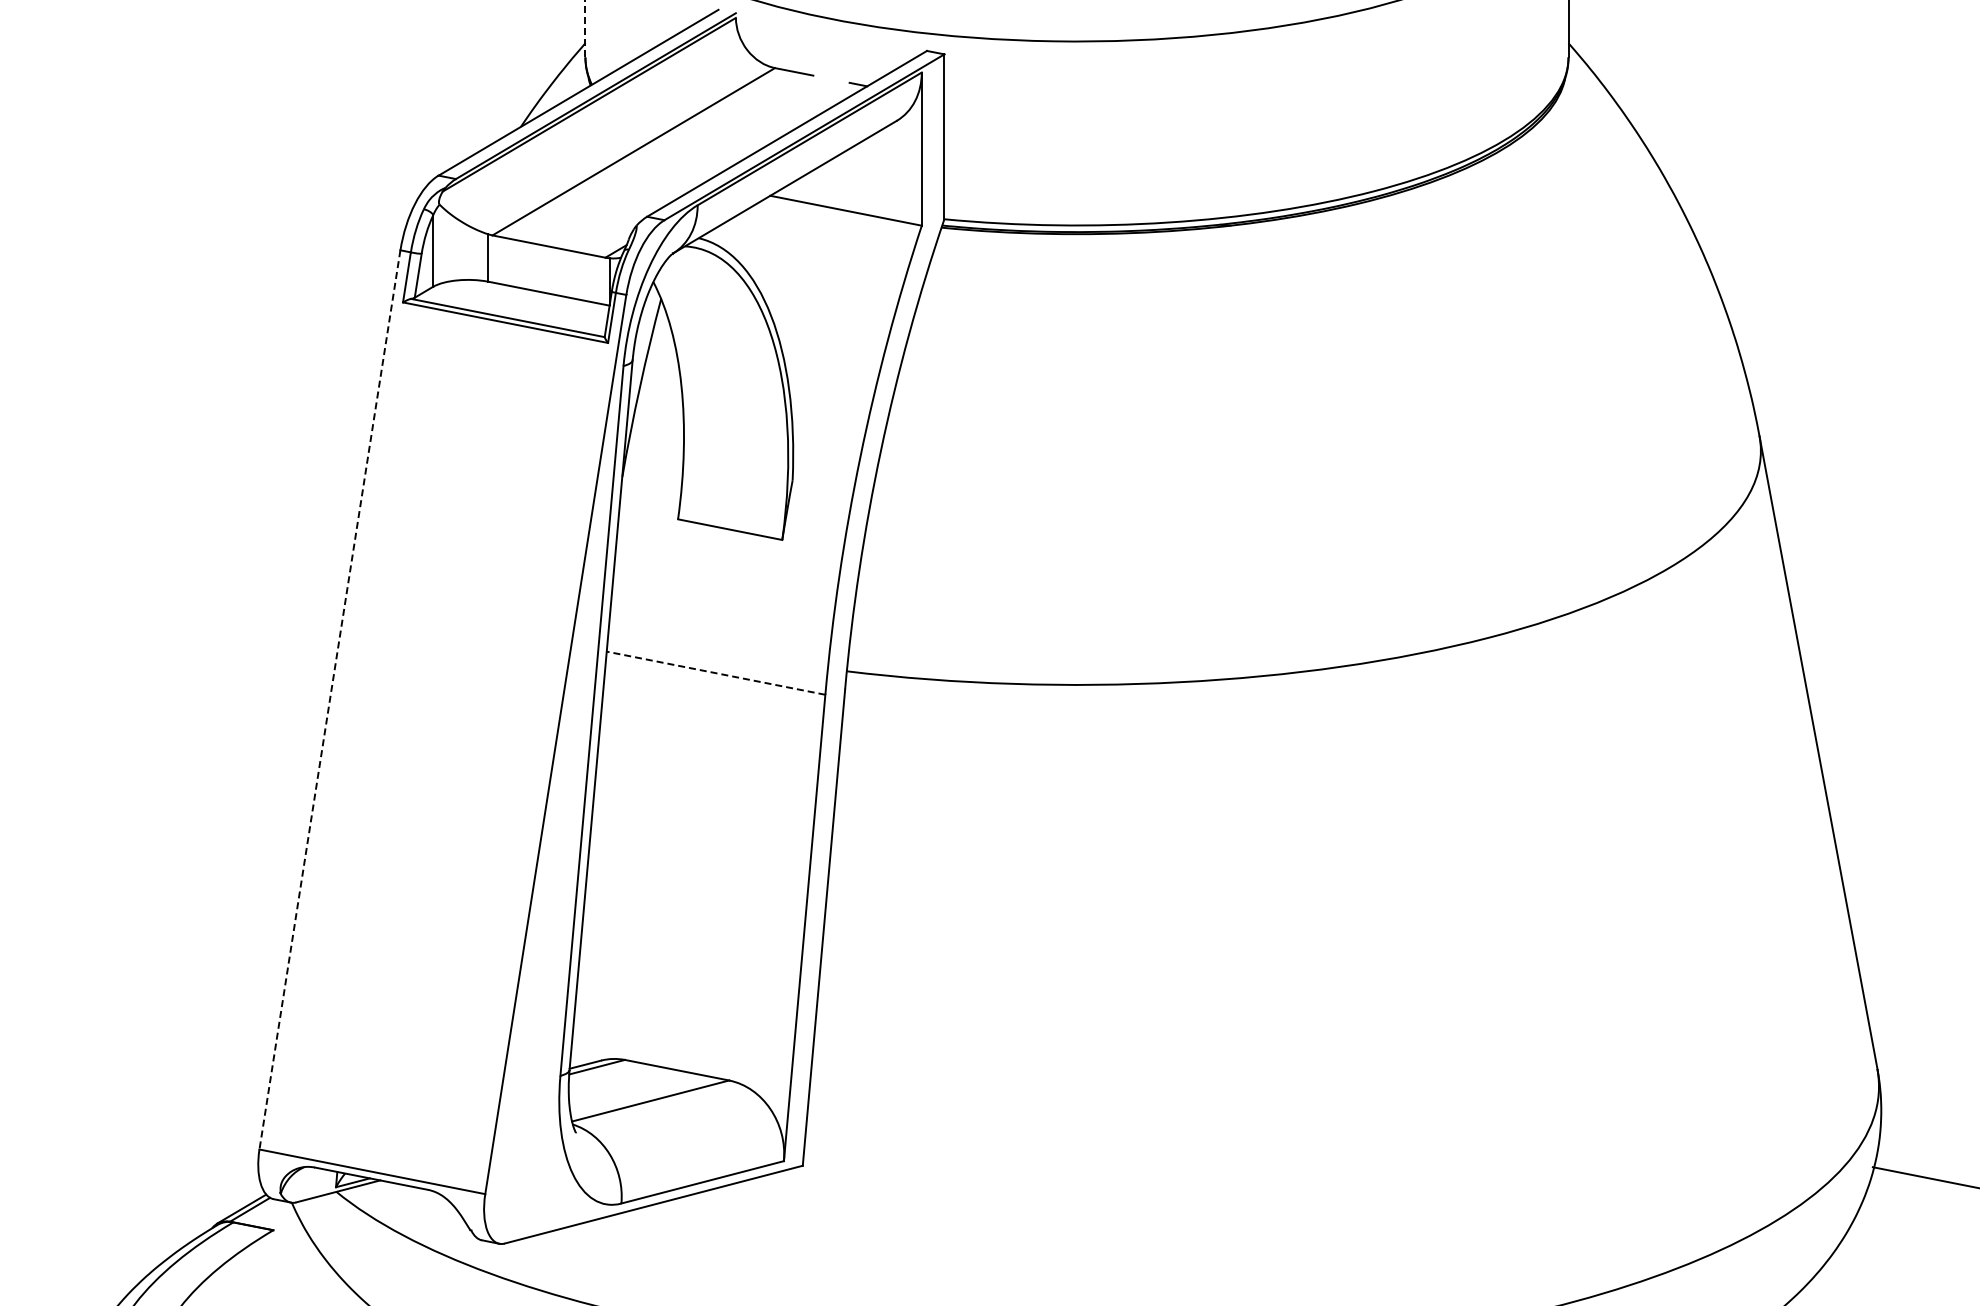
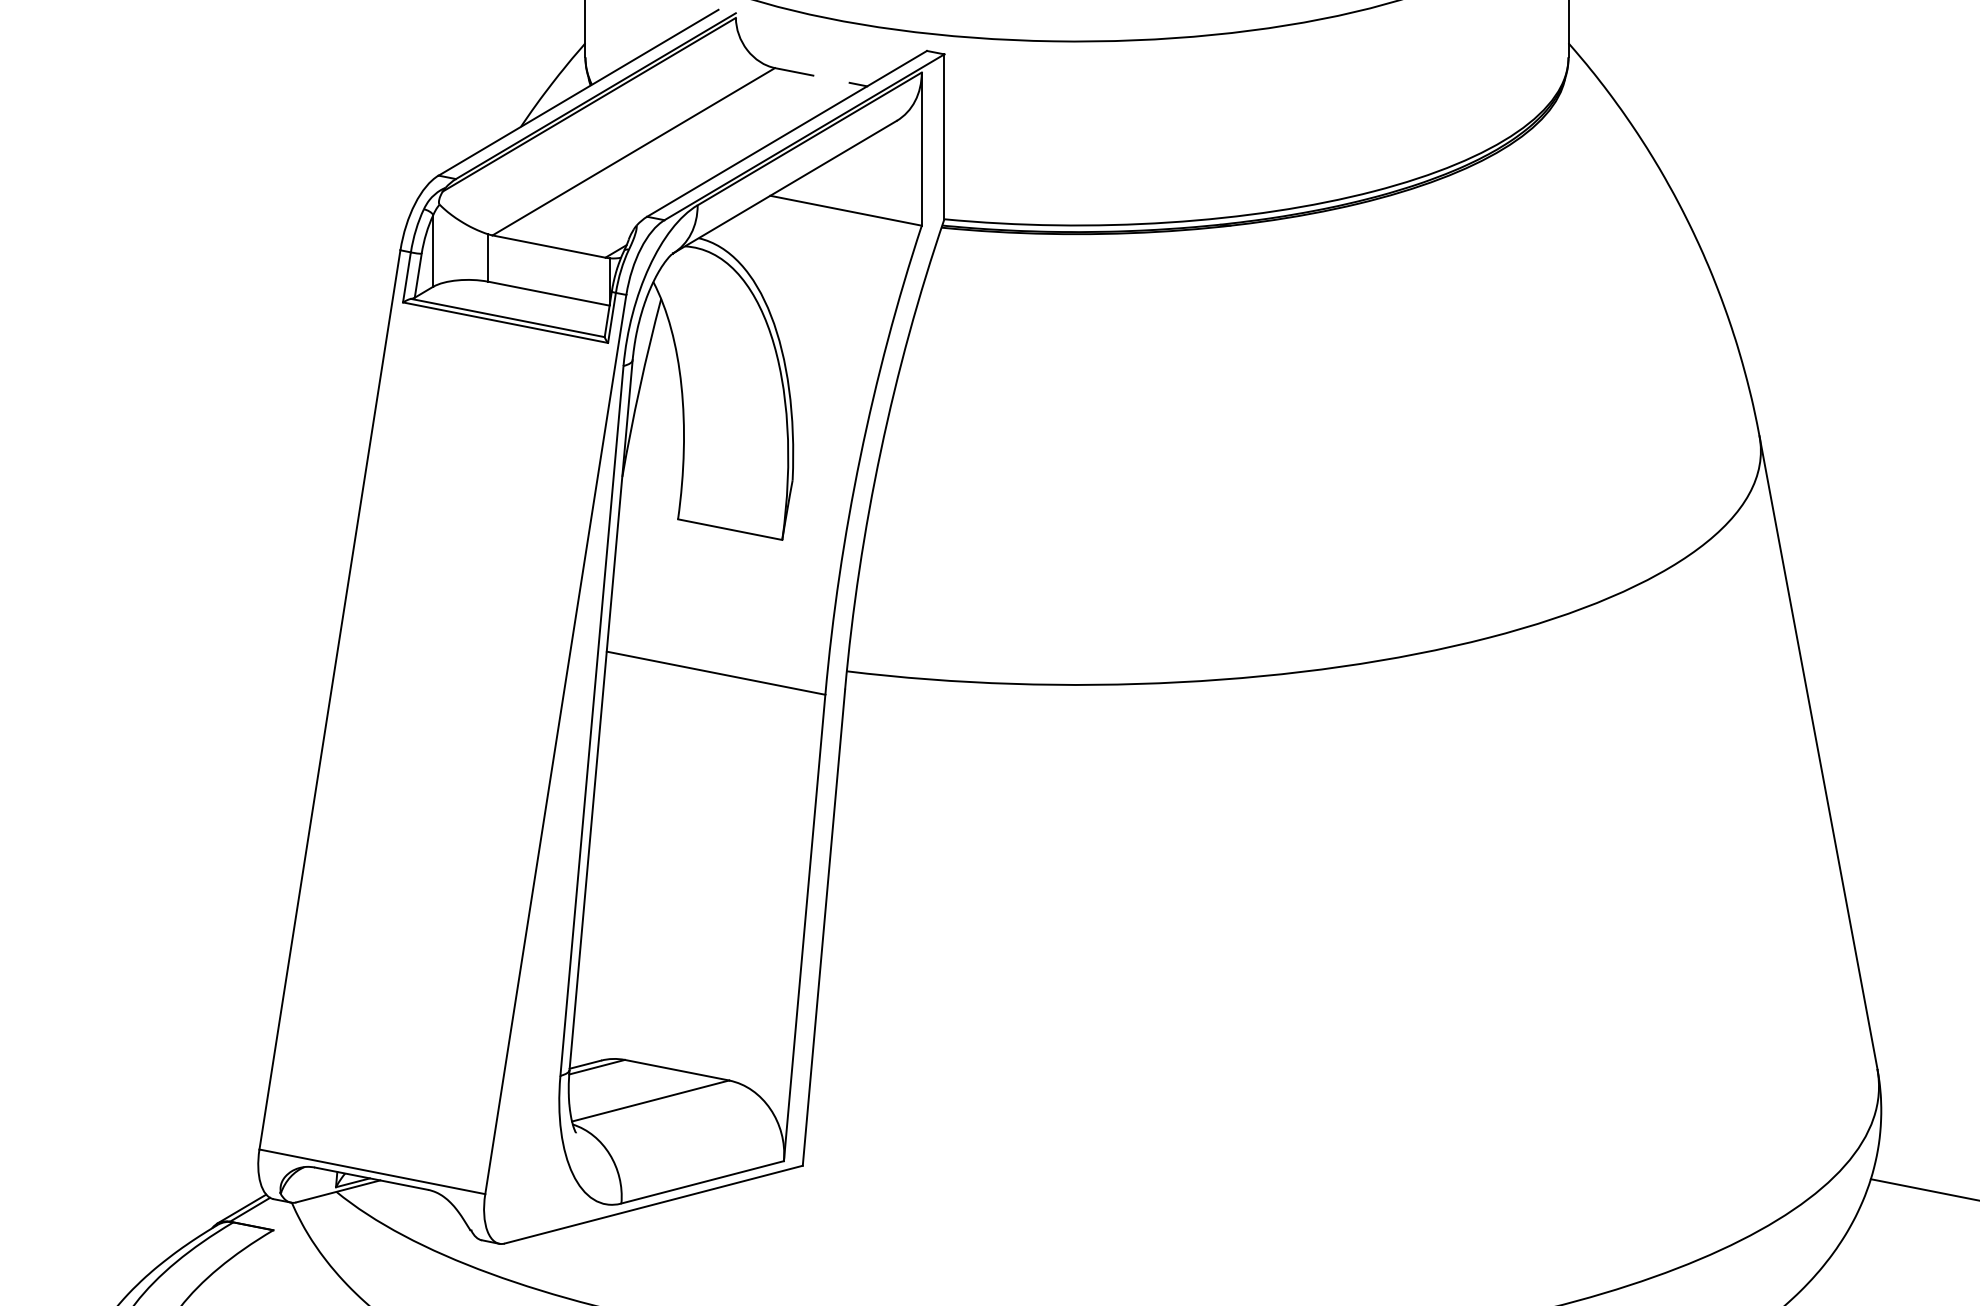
line: dashed -> solid (585, 28)
line: dashed -> solid (715, 673)
line: dashed -> solid (329, 700)
line position: (1924, 1177) -> (1923, 1189) (1923, 1189)
